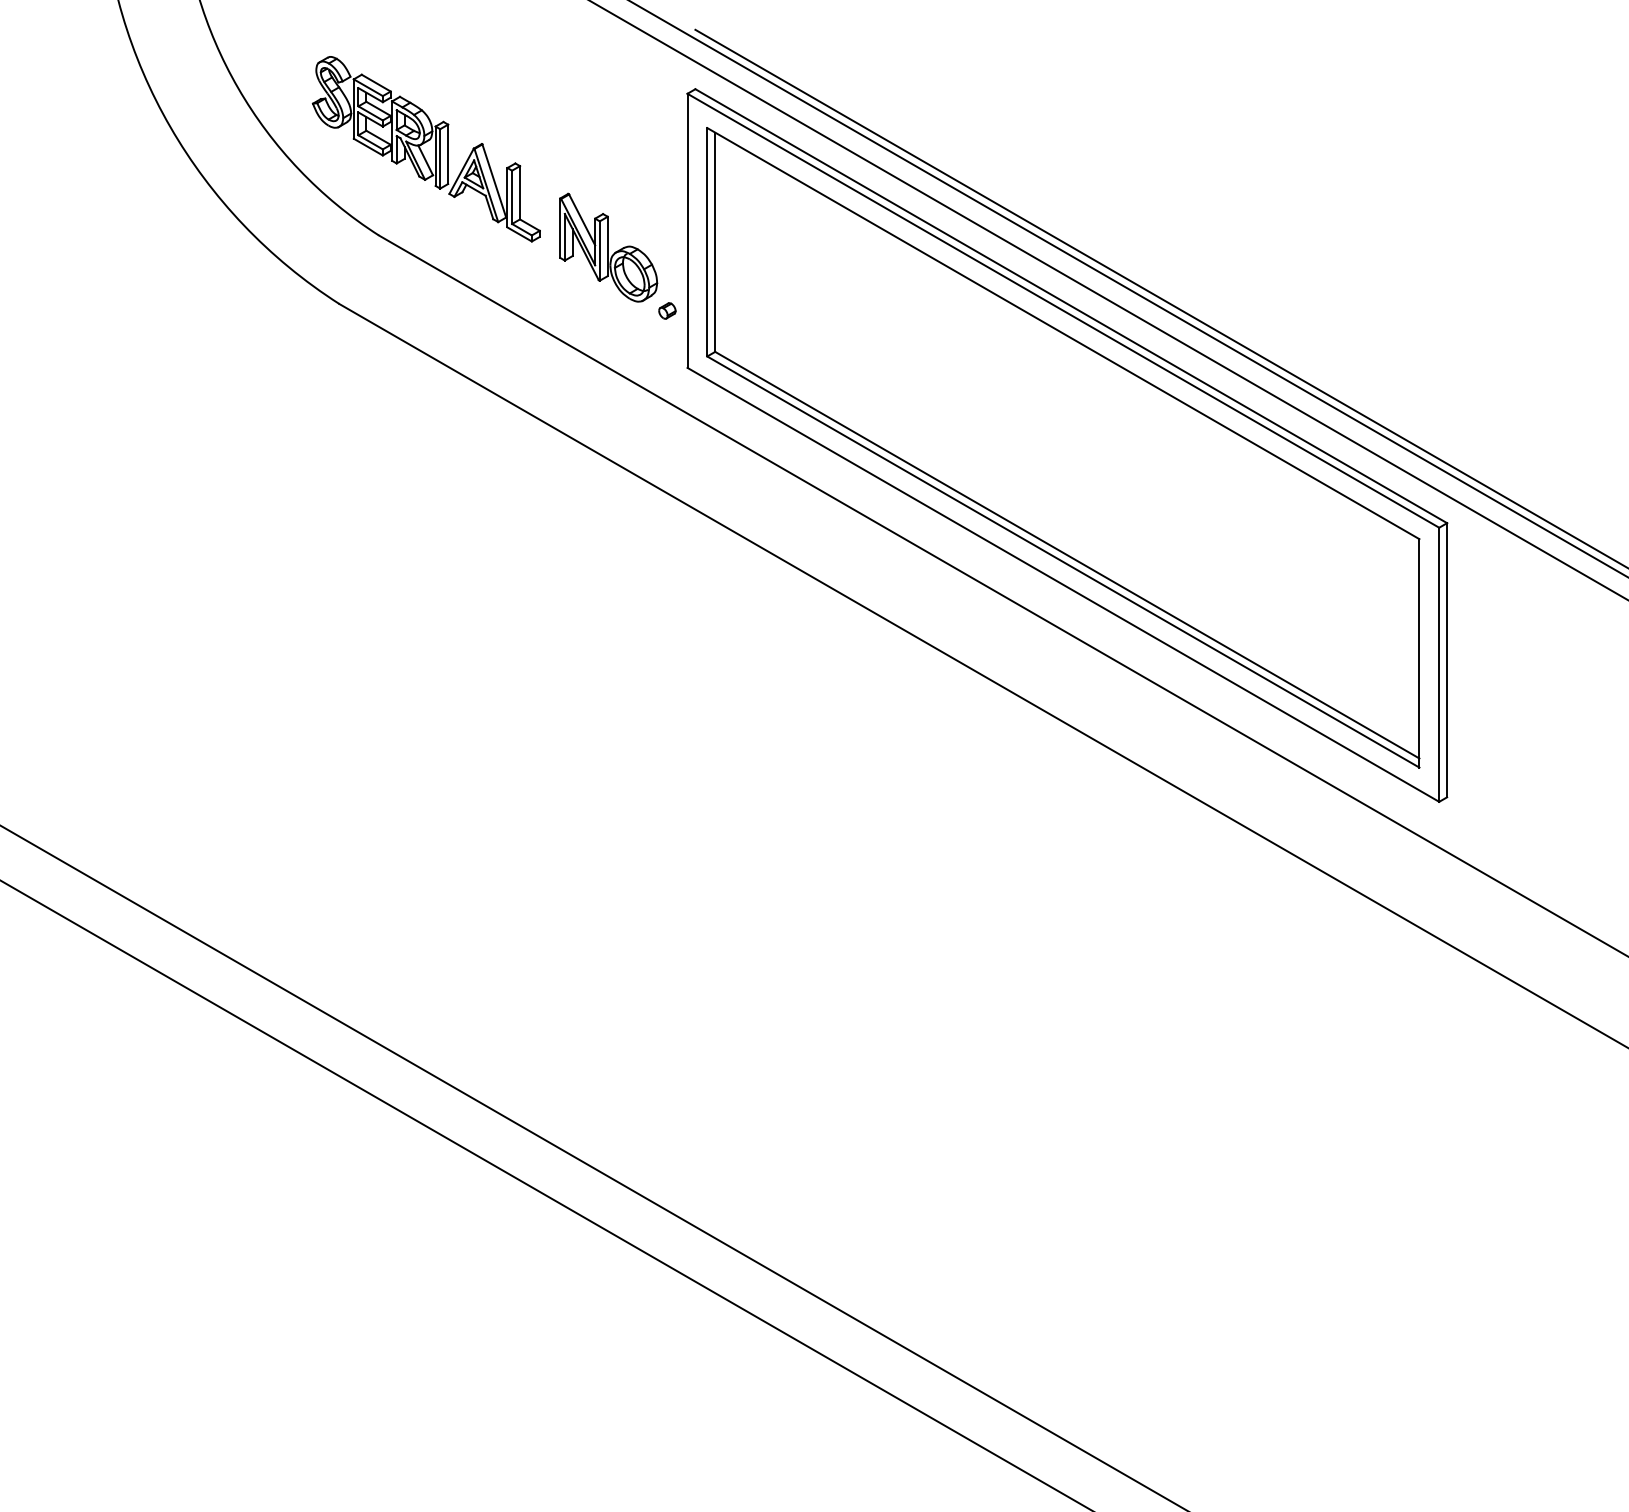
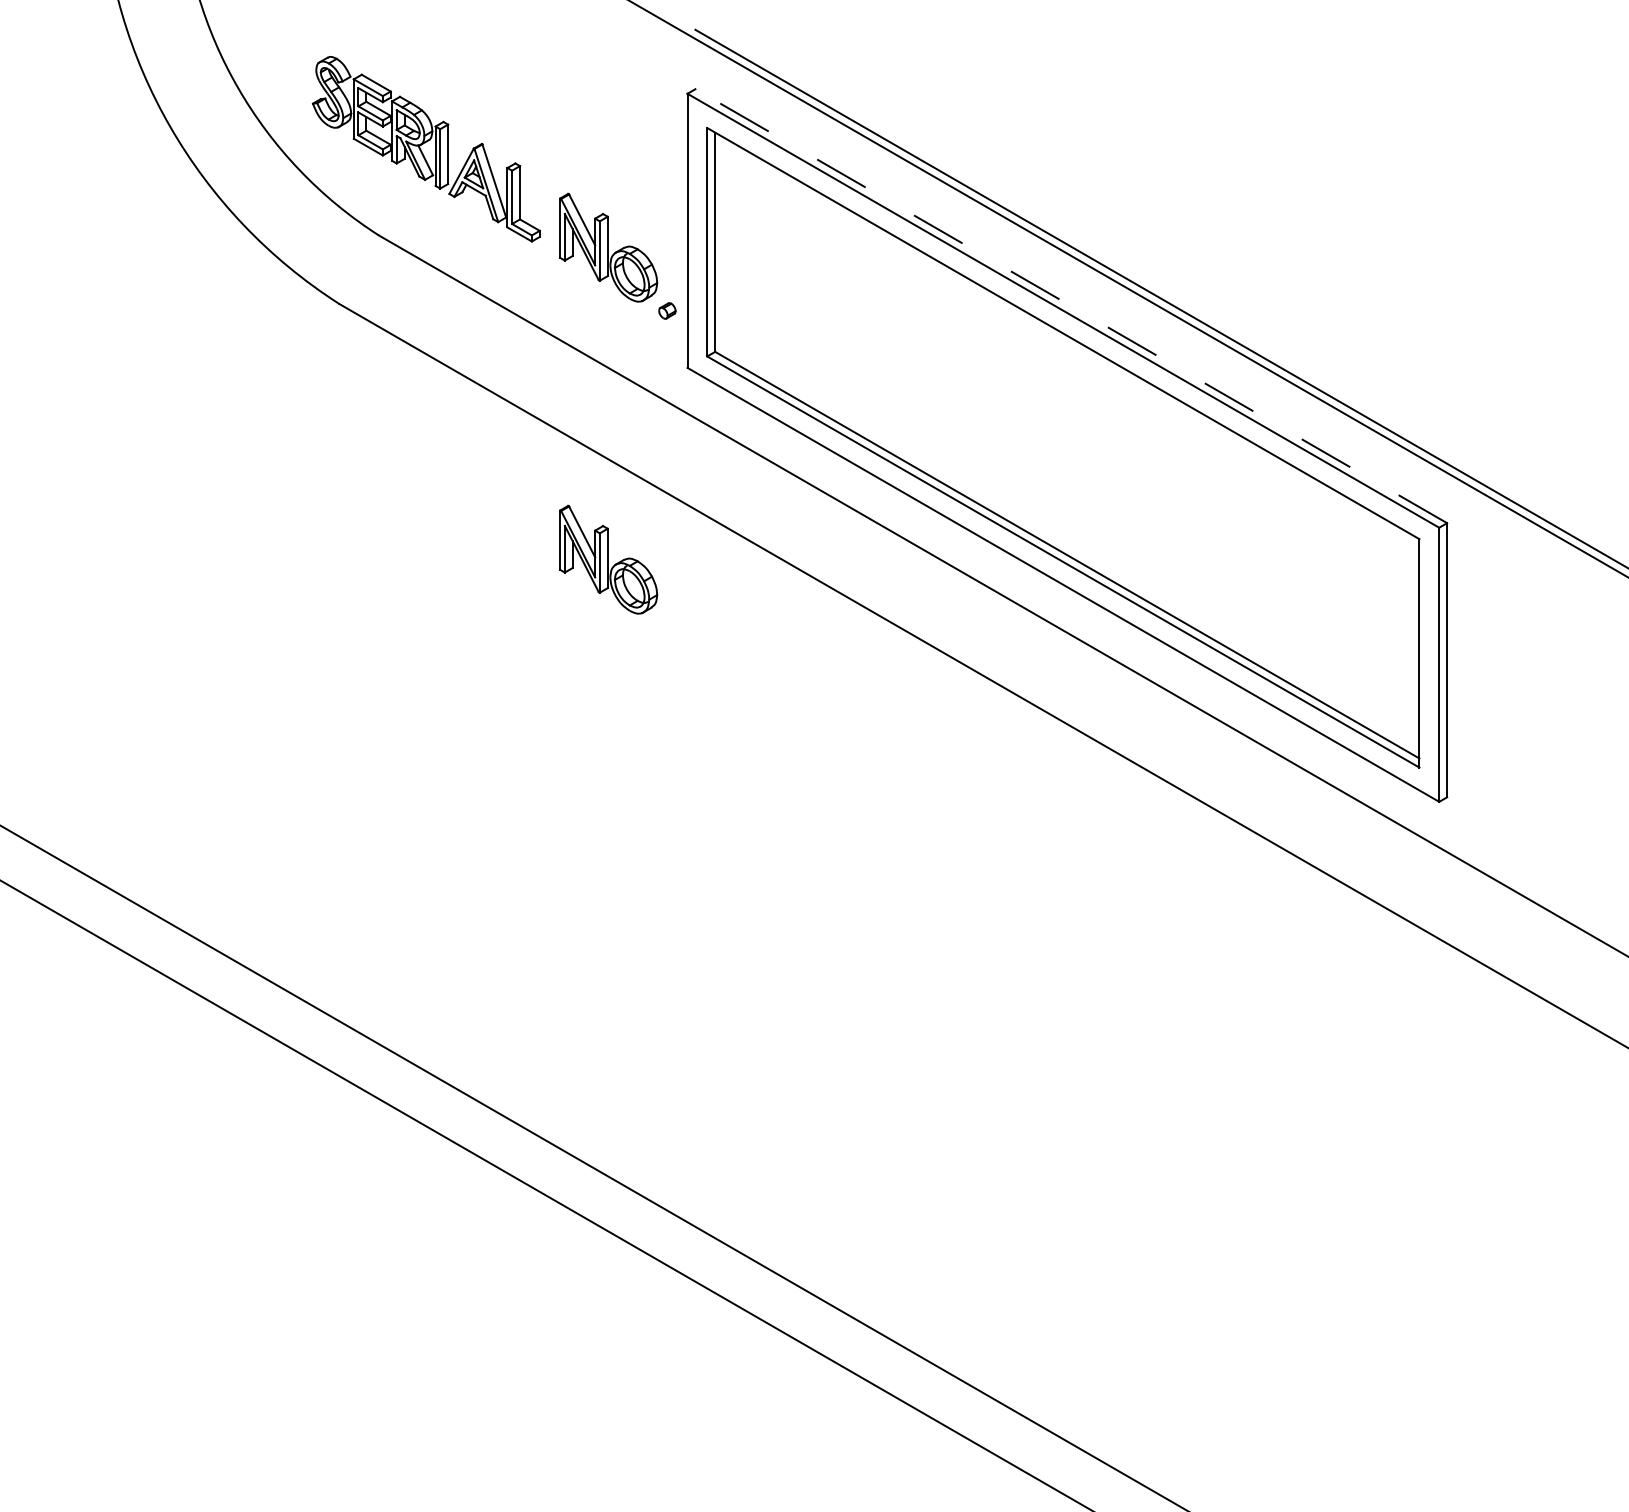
line: present -> none (1108, 300)
line: solid -> dashed (1071, 306)
part: none -> present (608, 559)
